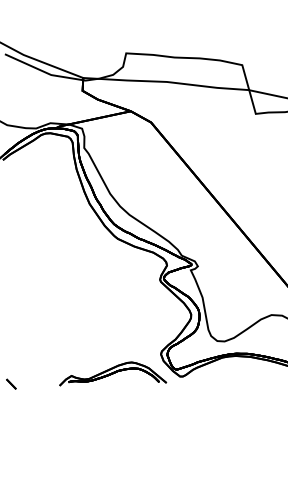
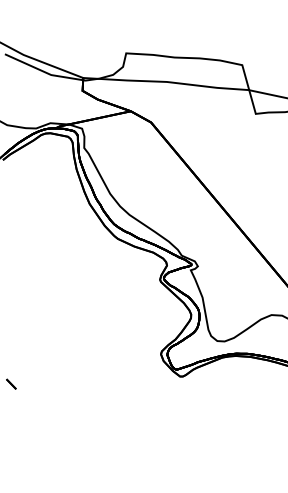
part: present -> none (113, 373)
